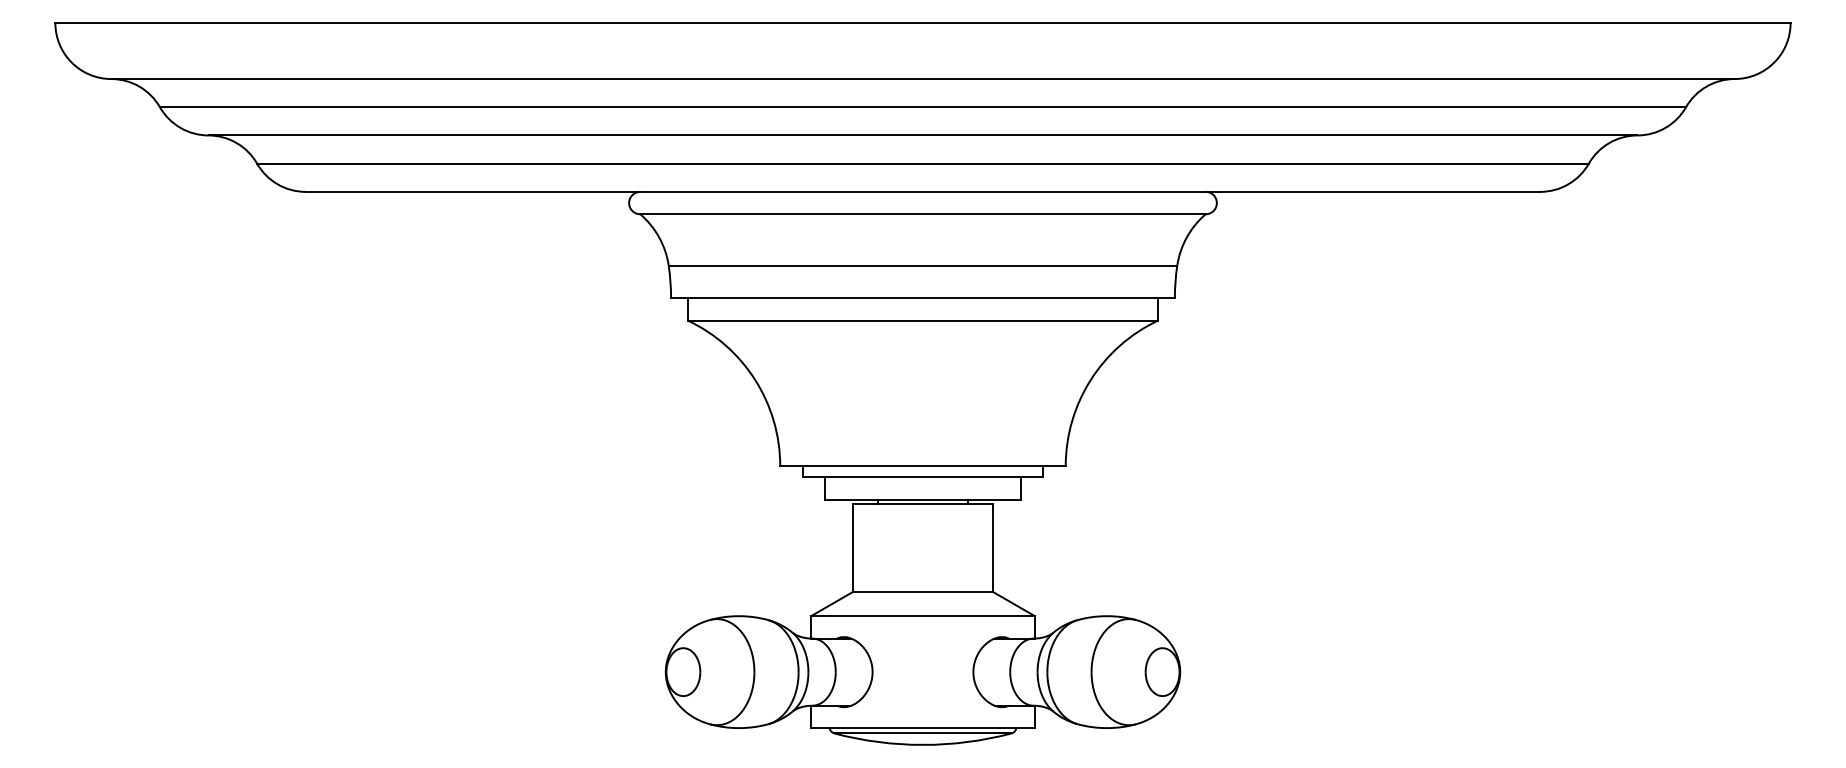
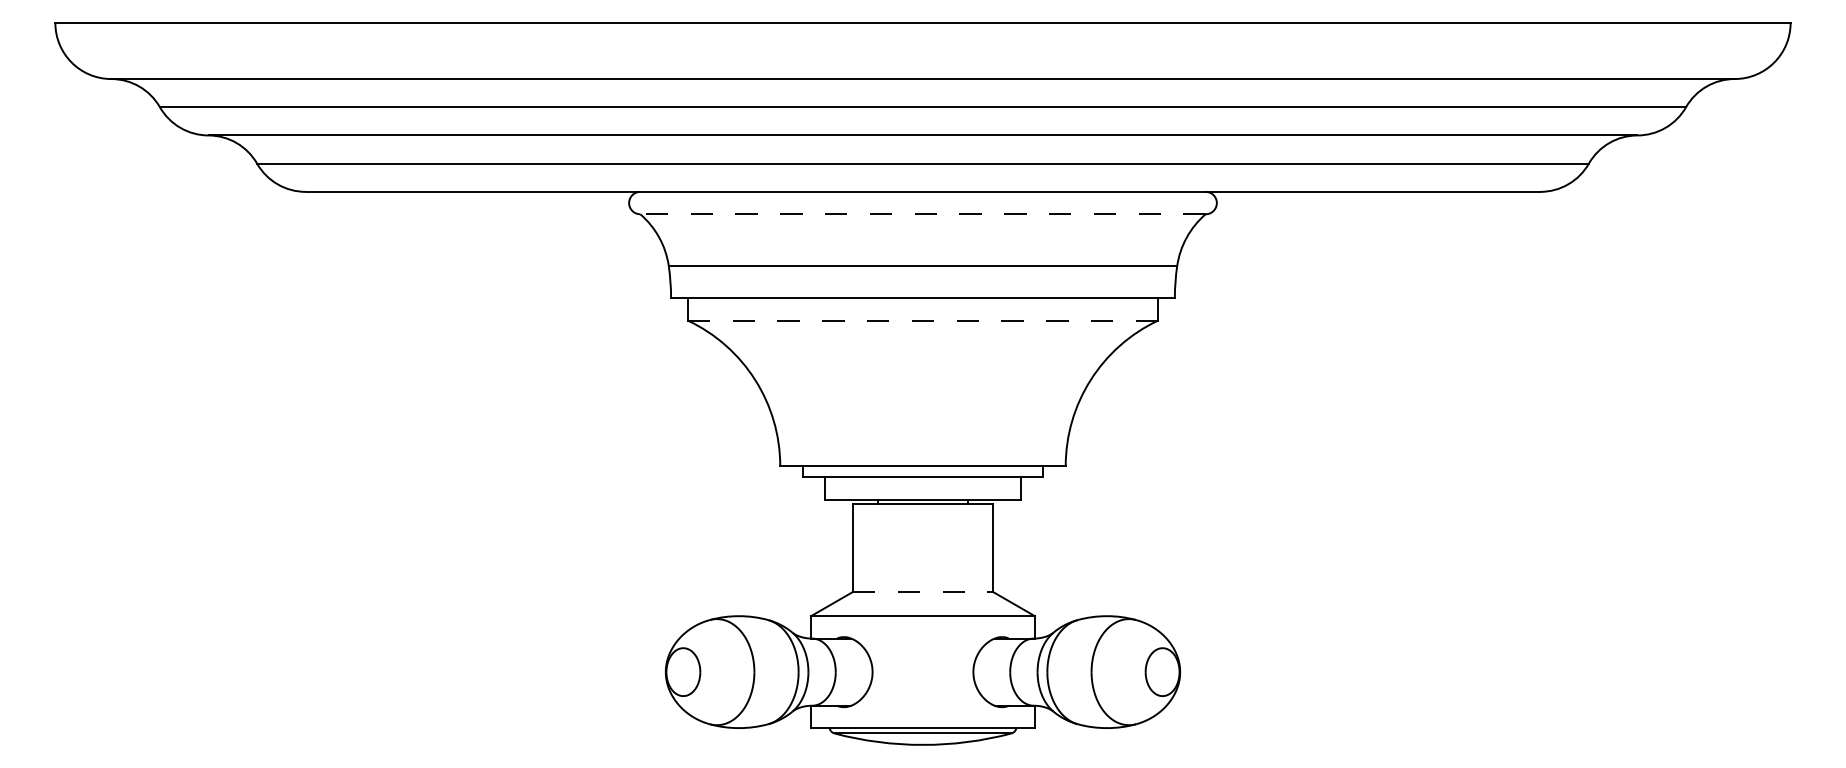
line: solid -> dashed (922, 214)
line: solid -> dashed (923, 320)
line: solid -> dashed (922, 591)
